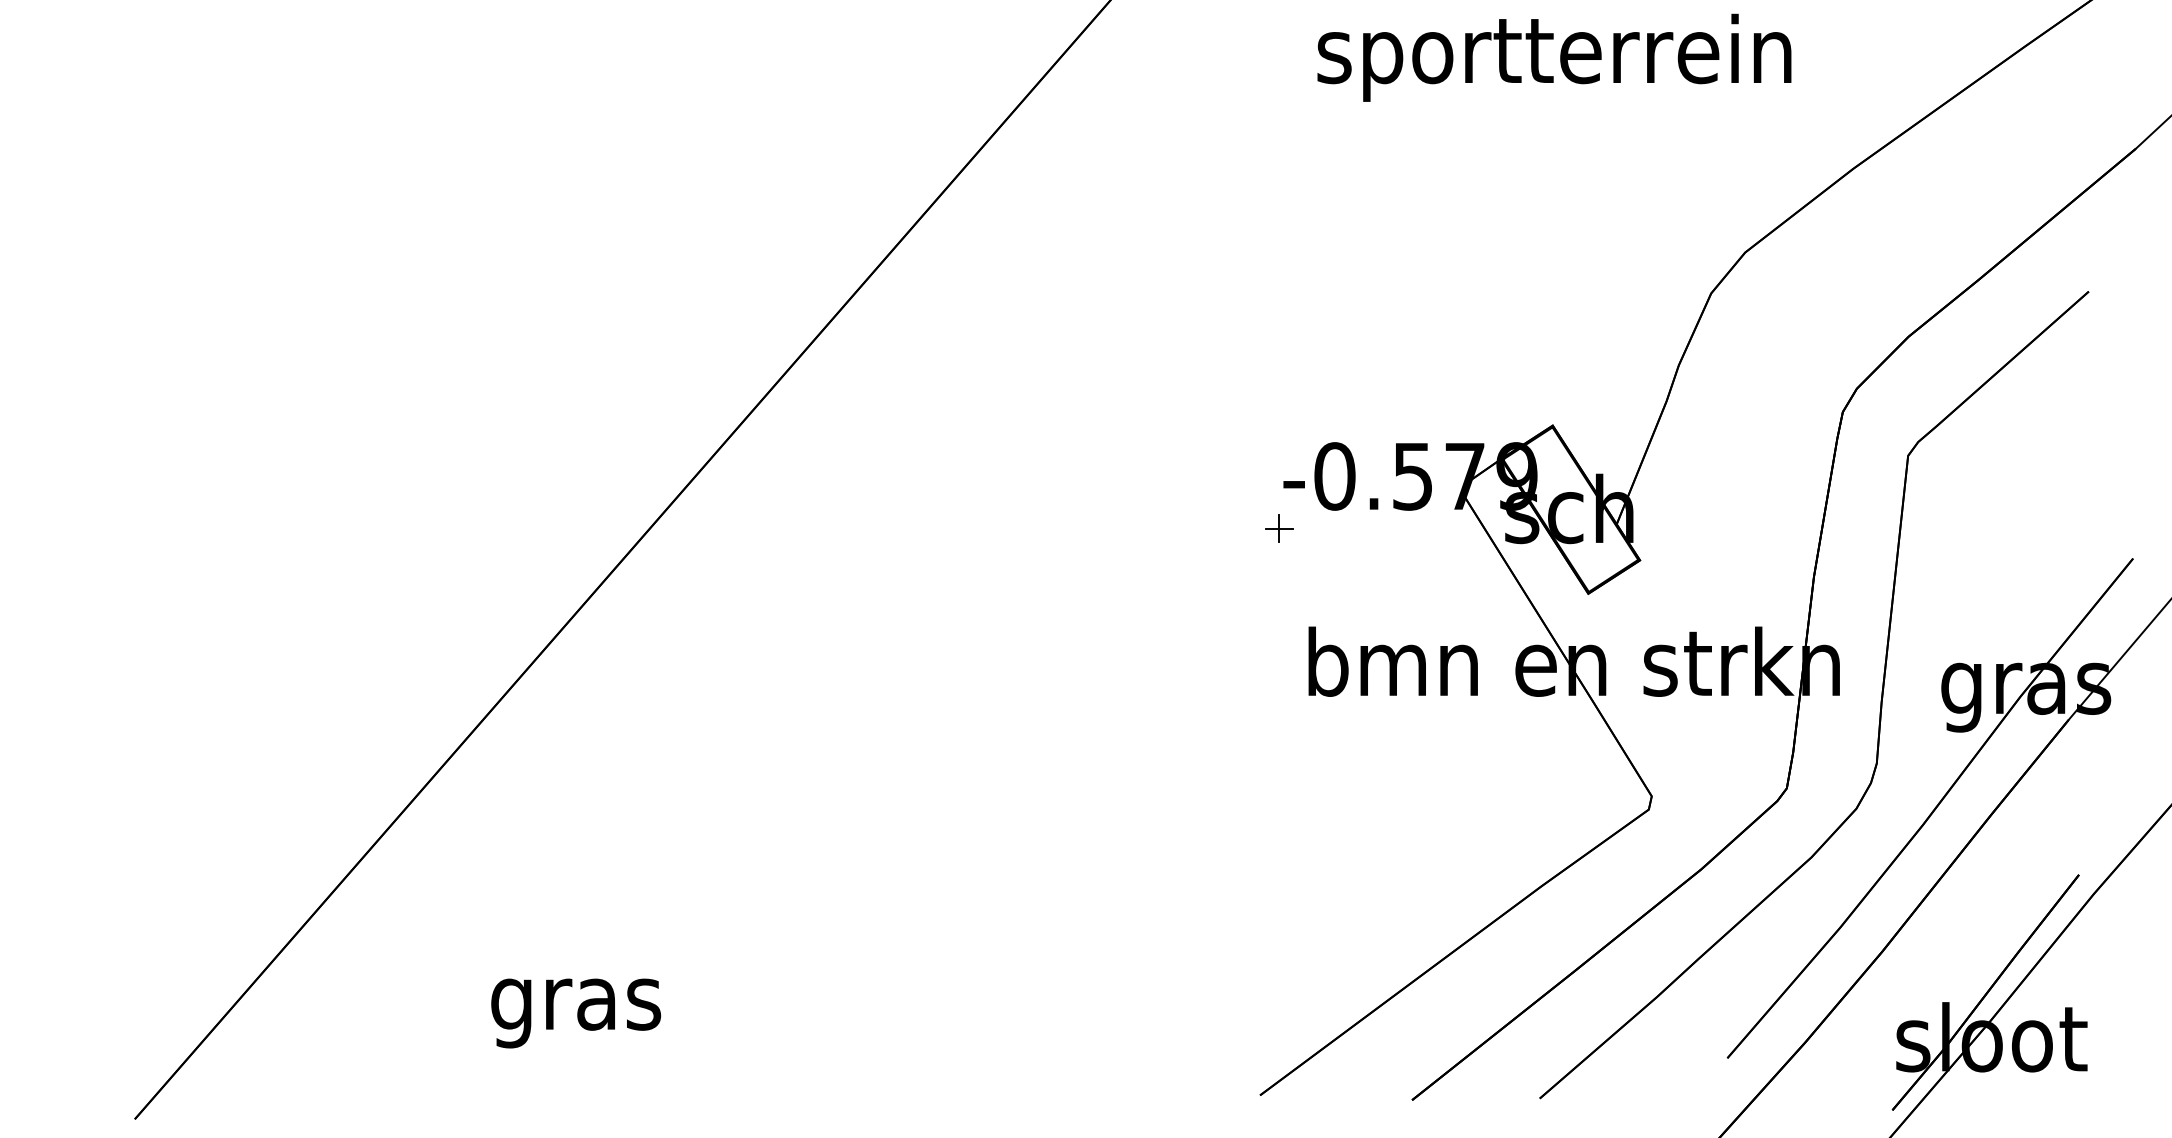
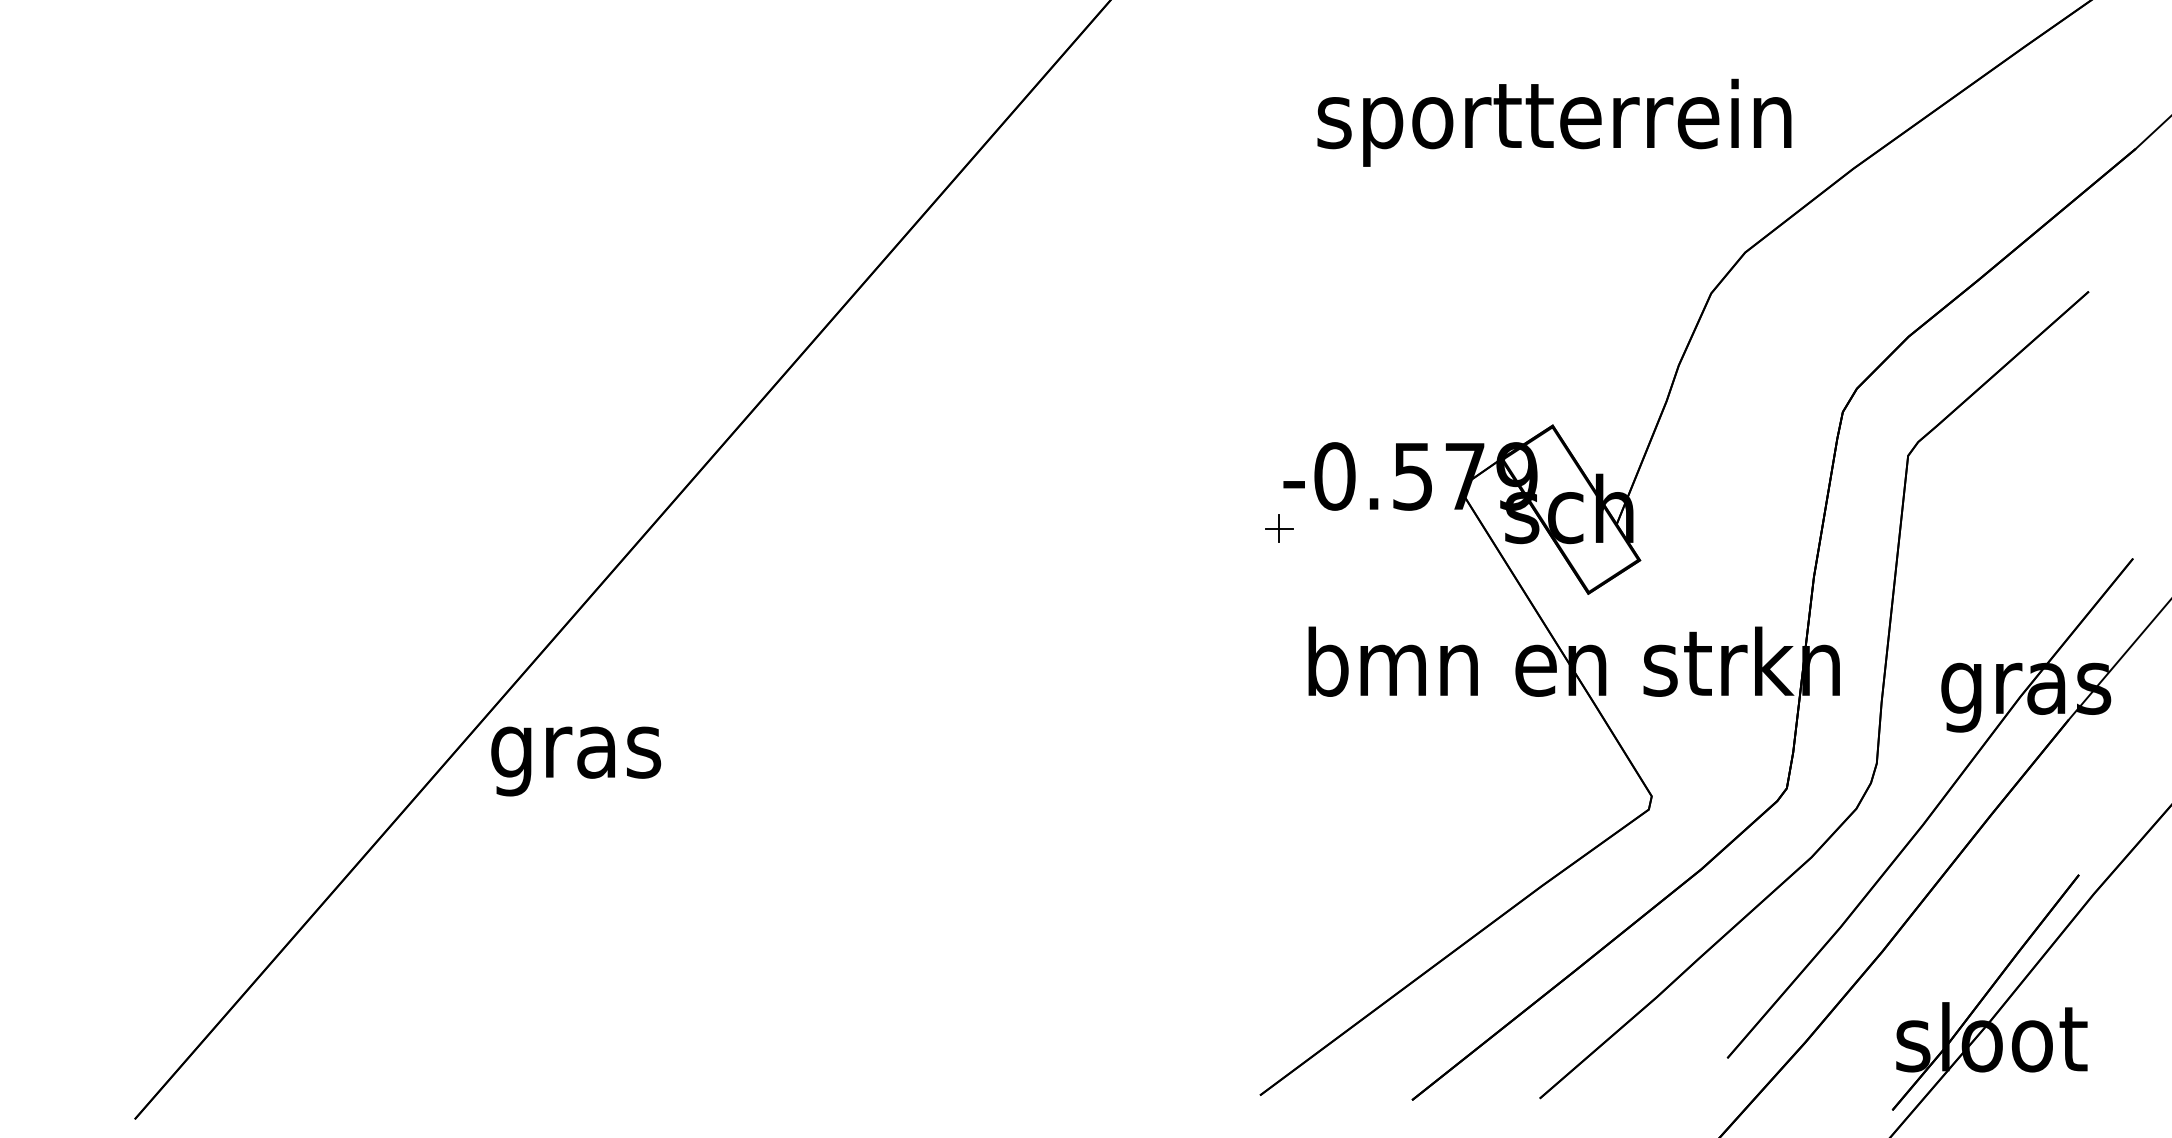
text position: (1554, 57) -> (1554, 122) (1554, 122)
text position: (576, 1013) -> (576, 761) (576, 761)
